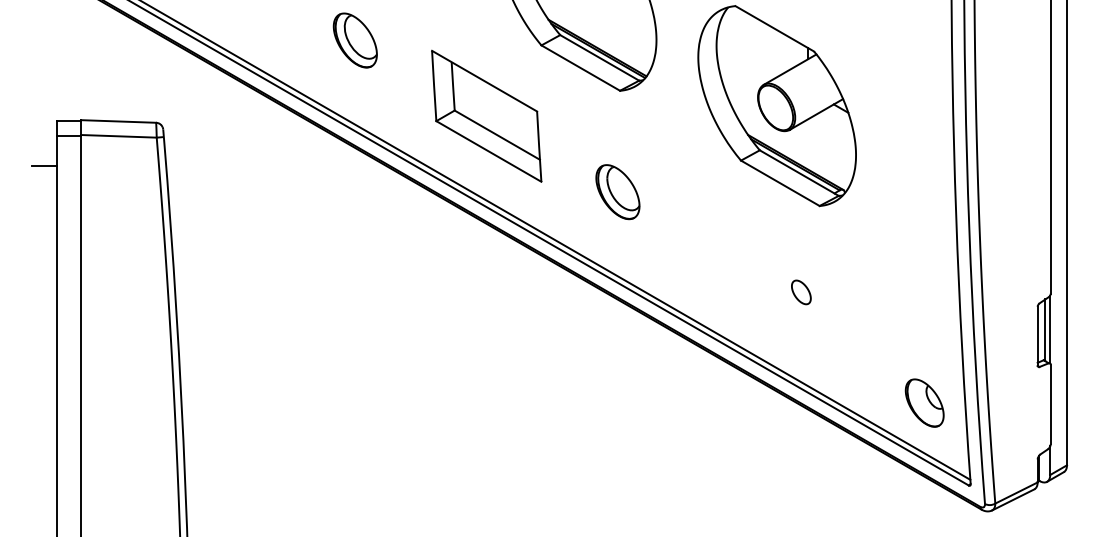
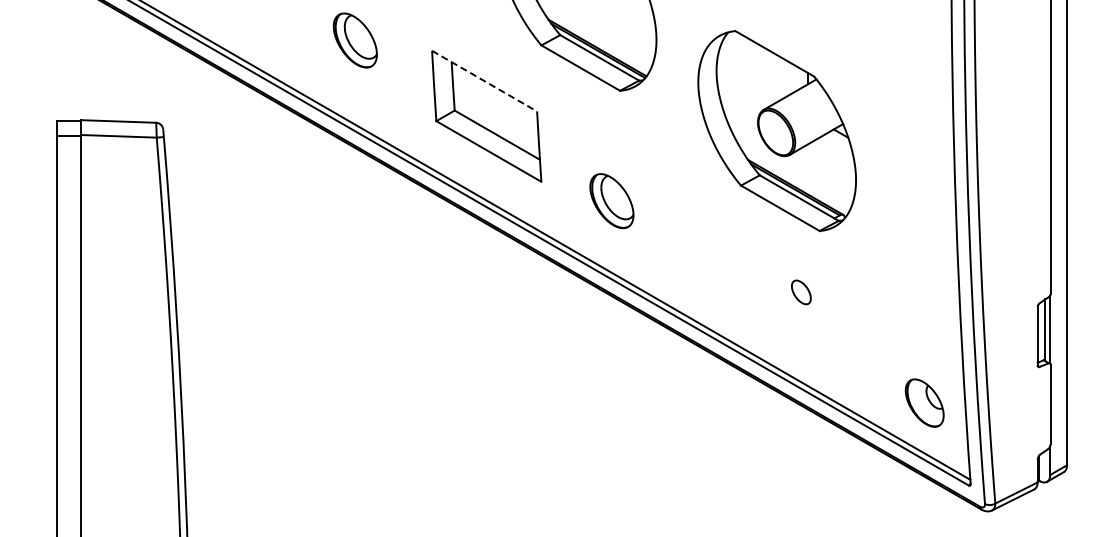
line: solid -> dashed (484, 81)
part position: (776, 106) -> (776, 131) (776, 131)
line: present -> none (44, 166)
part position: (617, 192) -> (611, 201) (611, 201)
